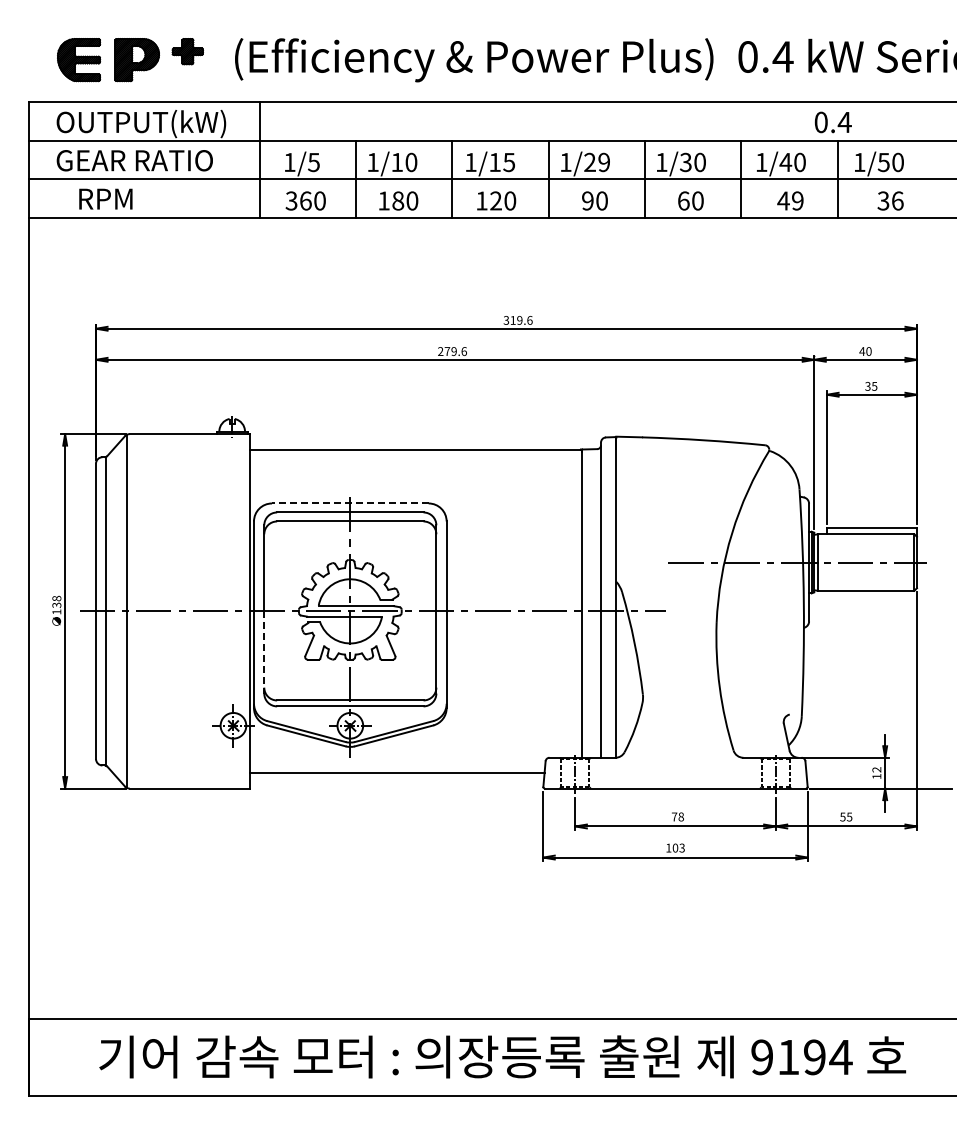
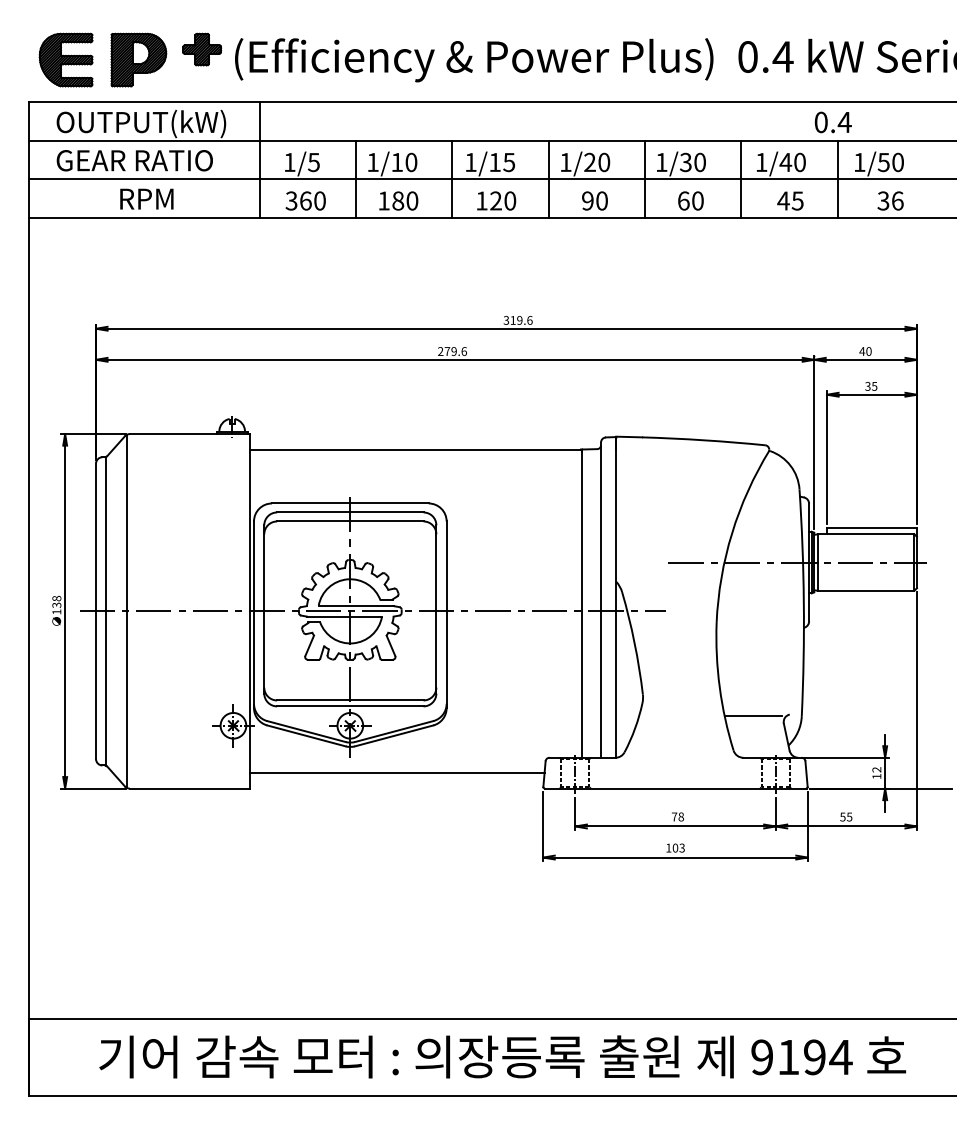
part size: 147x45 px -> 185x56 px (130, 59)
text: 1/29 -> 1/20 (604, 162)
text position: (105, 198) -> (146, 198) (146, 198)
text: 49 -> 45 (797, 200)
line: dashed -> solid (349, 503)
line: dashed -> solid (264, 652)
line: none -> present (753, 716)
